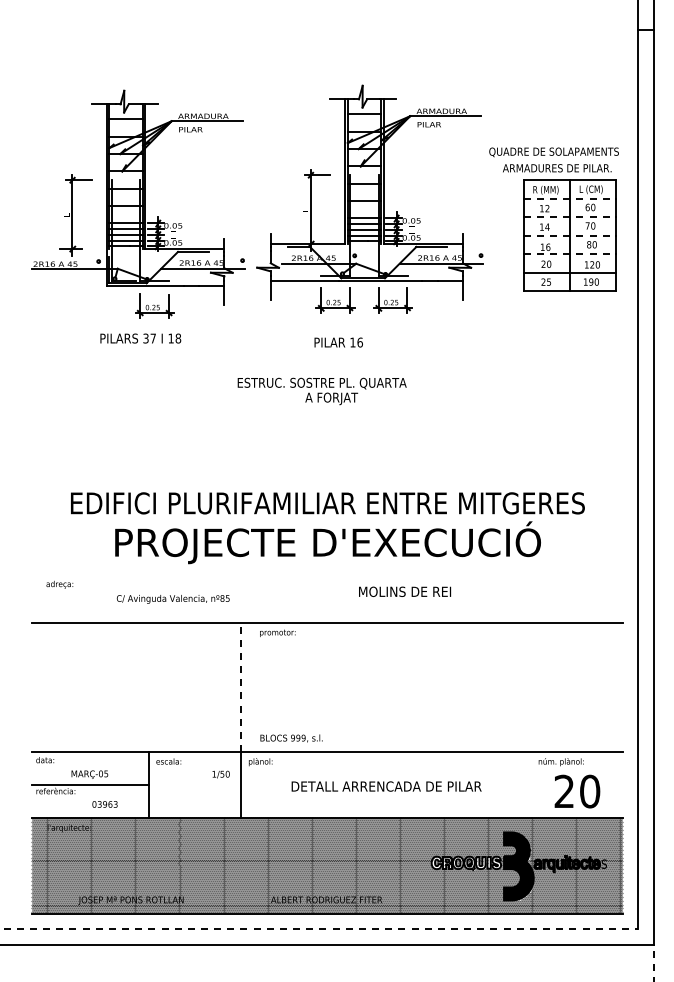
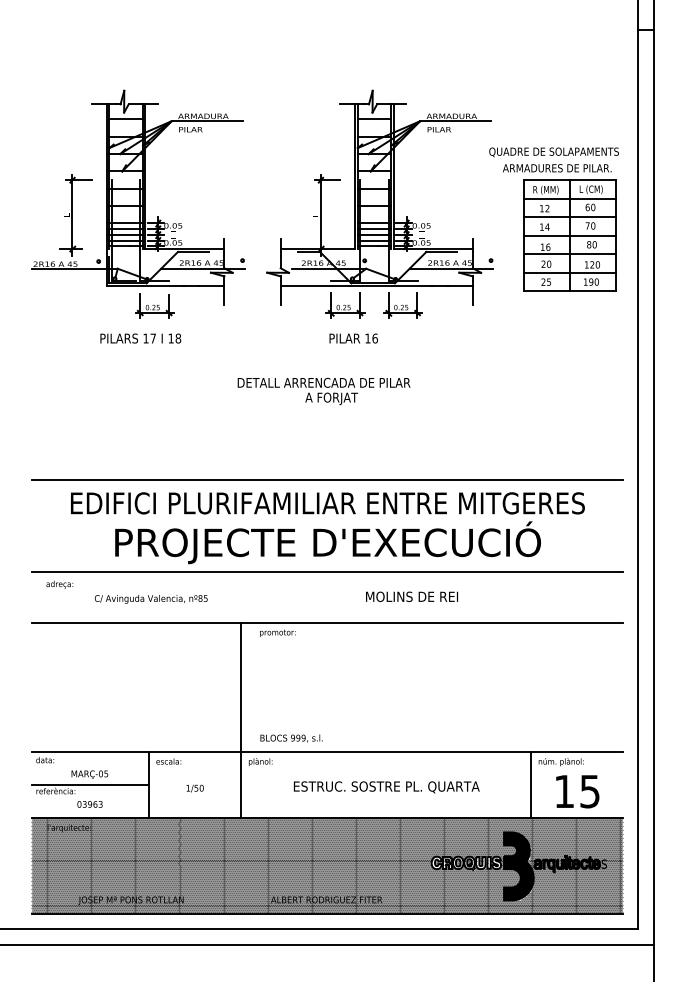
part position: (369, 198) -> (379, 203) (379, 203)
line: dashed -> solid (570, 198)
line: dashed -> solid (570, 217)
line: dashed -> solid (570, 235)
line: dashed -> solid (570, 254)
text: 37 -> 17 (145, 338)
text position: (338, 342) -> (353, 338) (353, 338)
text: ESTRUC. SOSTRE PL. QUARTA -> DETALL ARRENCADA DE PILAR (324, 383)
line: none -> present (327, 479)
line: none -> present (327, 572)
text position: (405, 591) -> (412, 596) (412, 596)
text position: (172, 599) -> (150, 599) (150, 599)
line: dashed -> solid (241, 687)
text position: (220, 774) -> (194, 788) (194, 788)
line: none -> present (530, 784)
text: DETALL ARRENCADA DE PILAR -> ESTRUC. SOSTRE PL. QUARTA (386, 787)
text: 20 -> 15 (577, 791)
text position: (104, 804) -> (89, 804) (89, 804)
line: dashed -> solid (319, 929)
line: dashed -> solid (653, 962)
